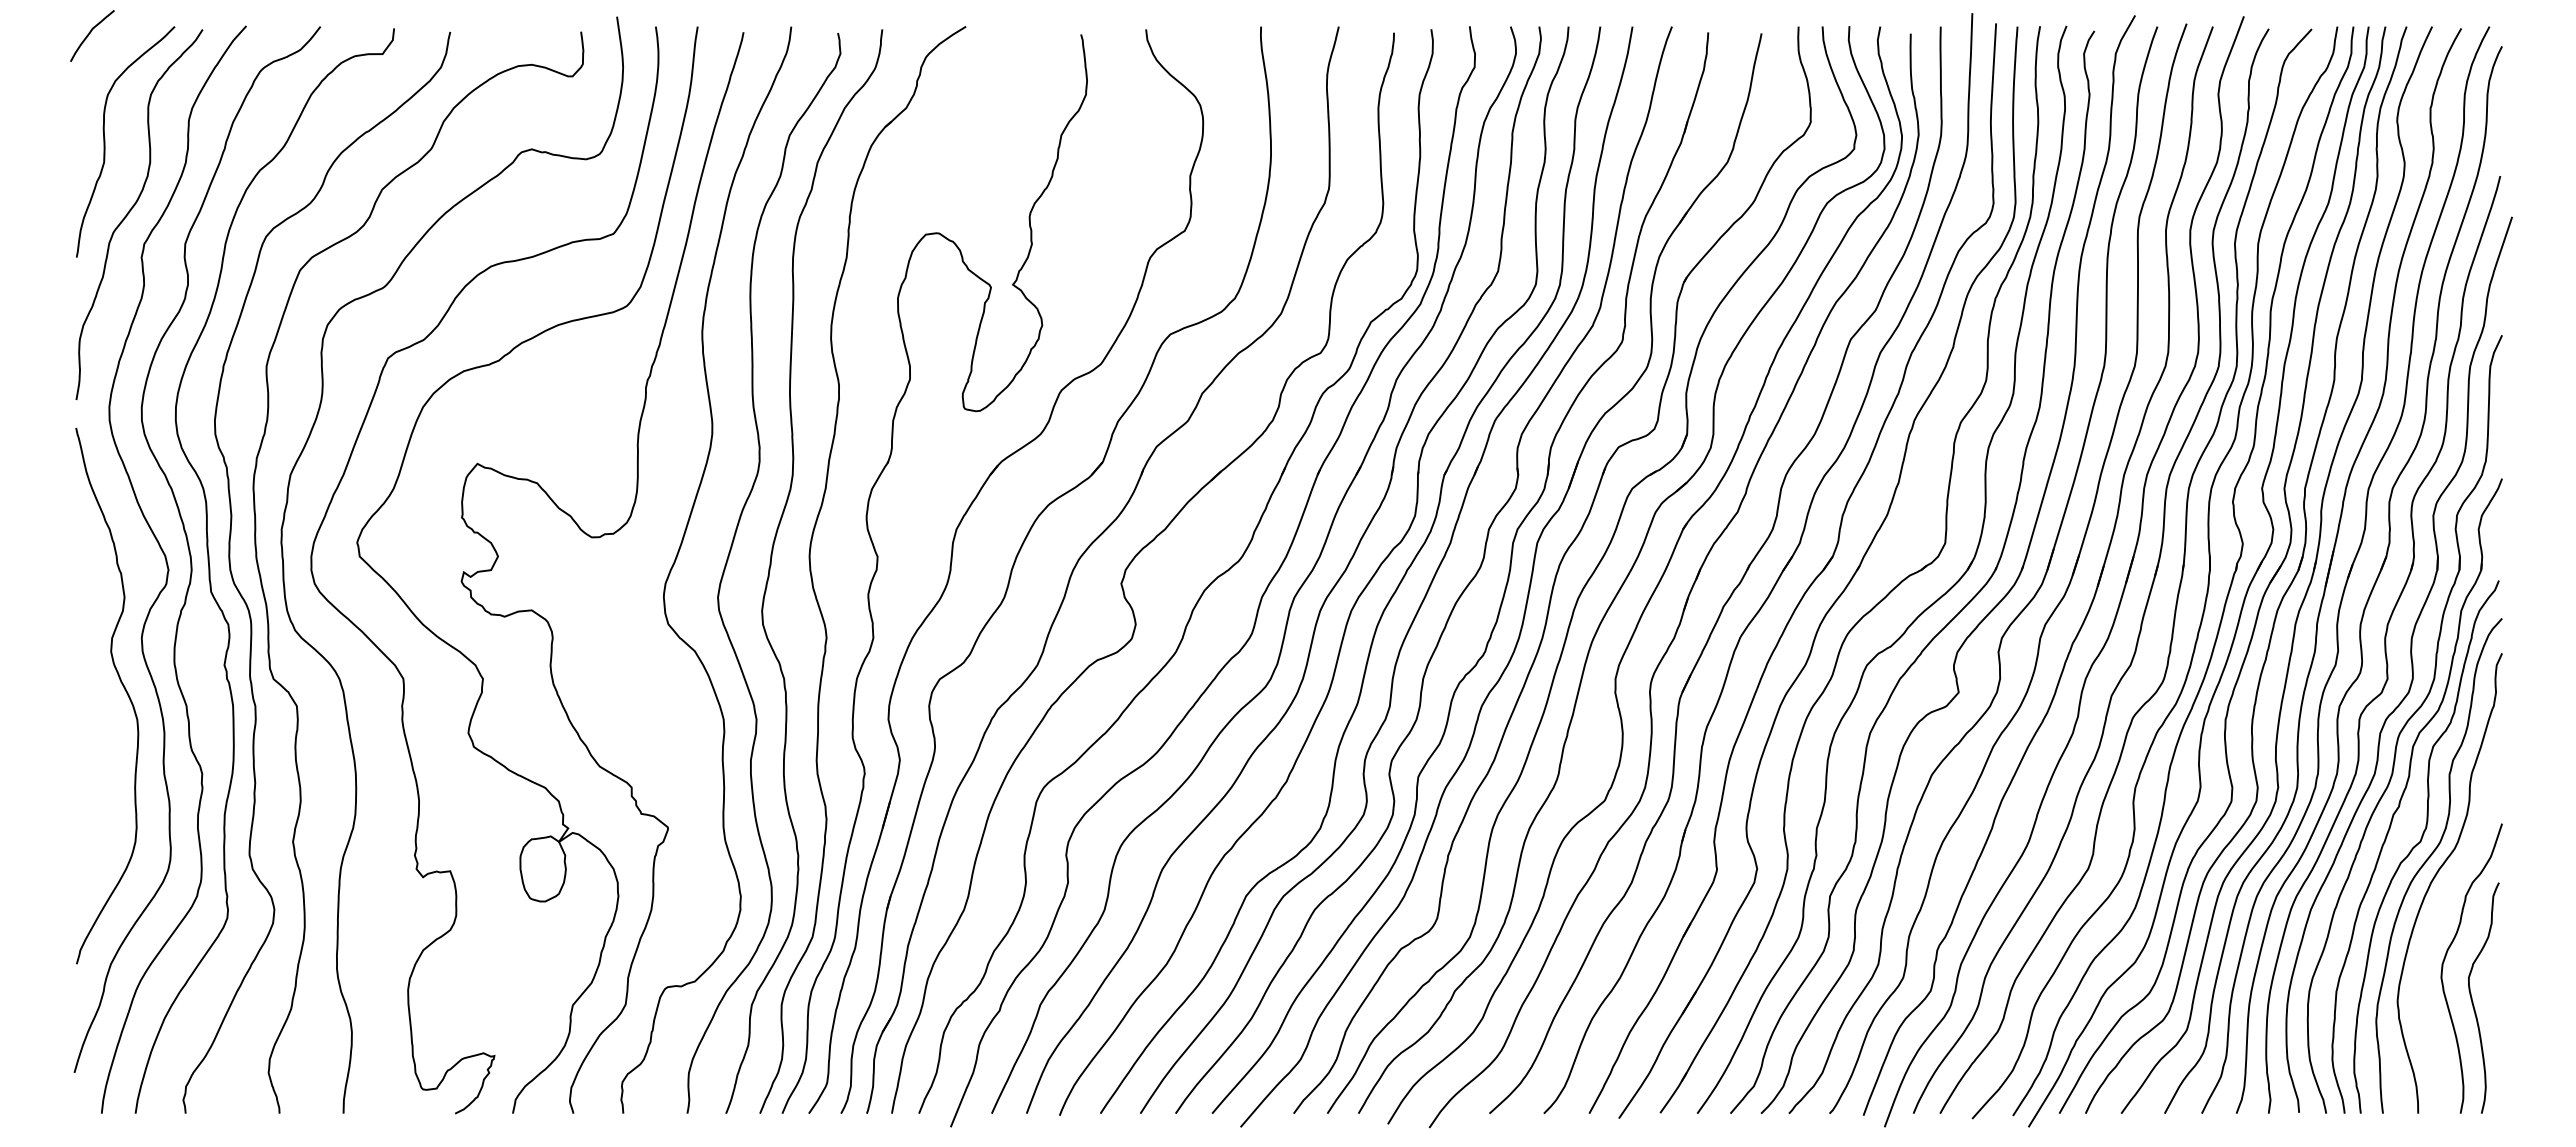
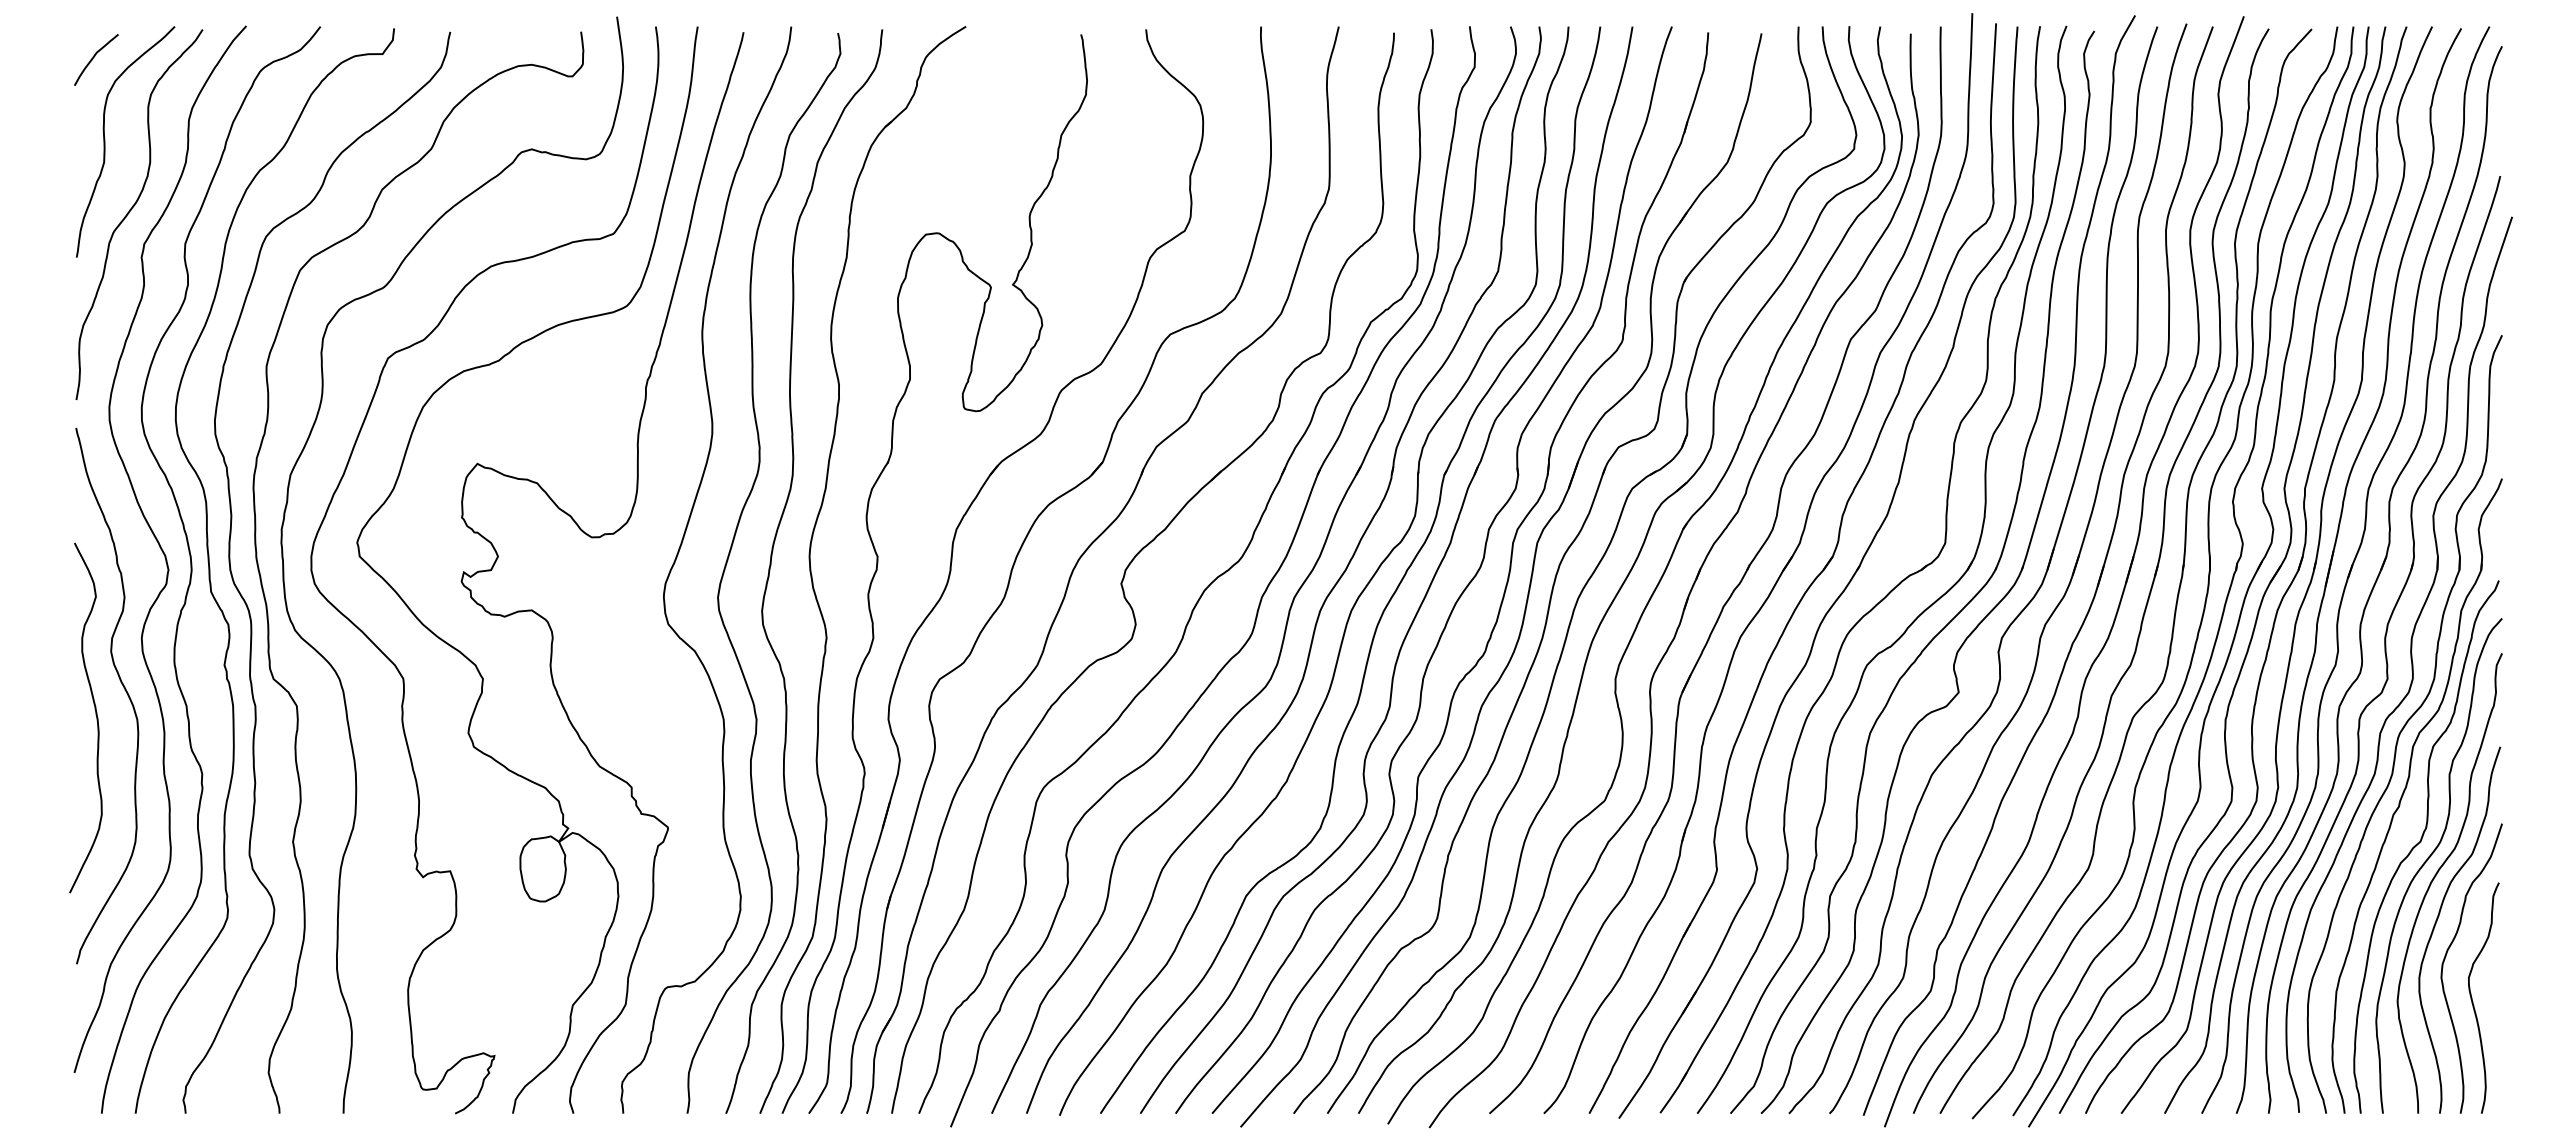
curve position: (90, 33) -> (94, 57) (94, 57)
curve: none -> present (95, 715)
curve: none -> present (2437, 921)
